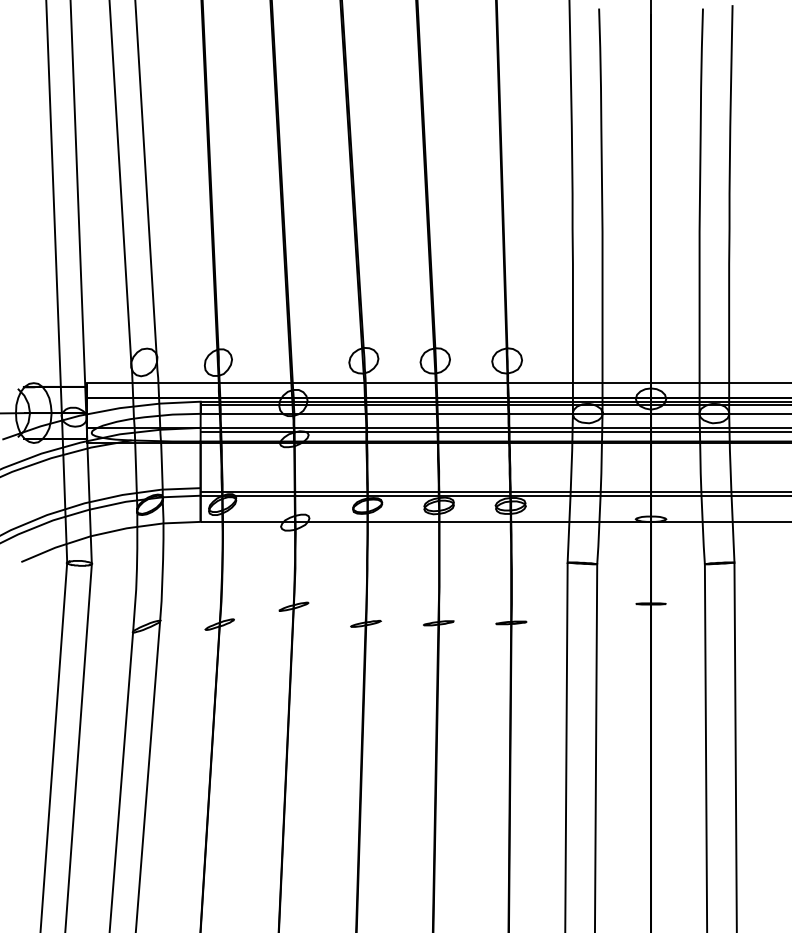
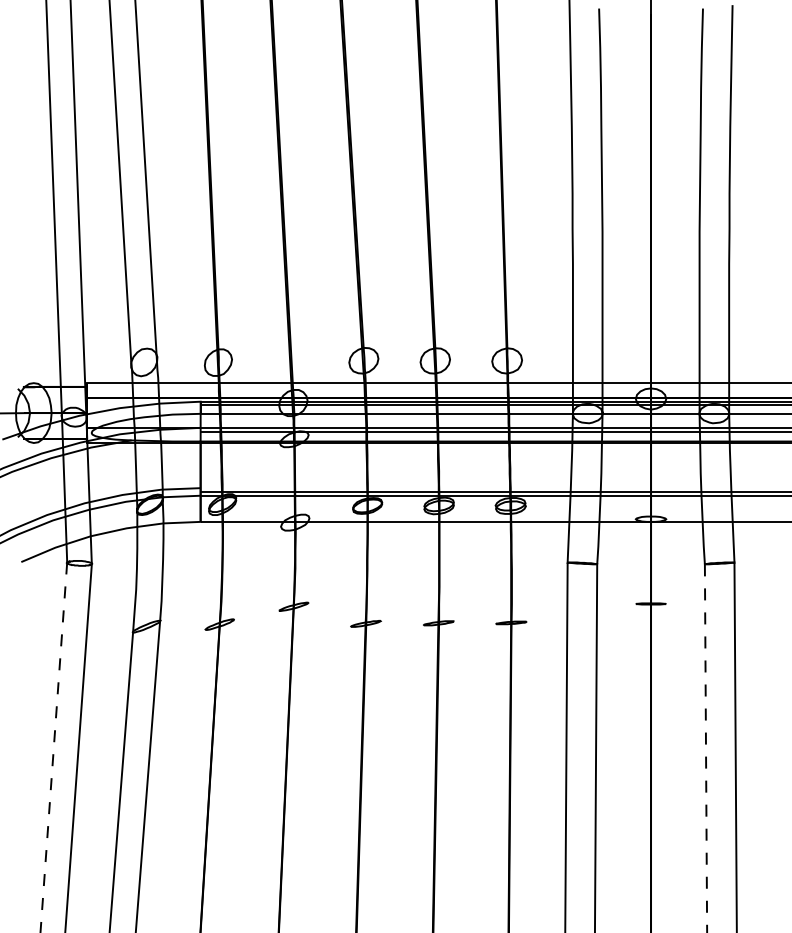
line: solid -> dashed (53, 747)
line: solid -> dashed (706, 748)
